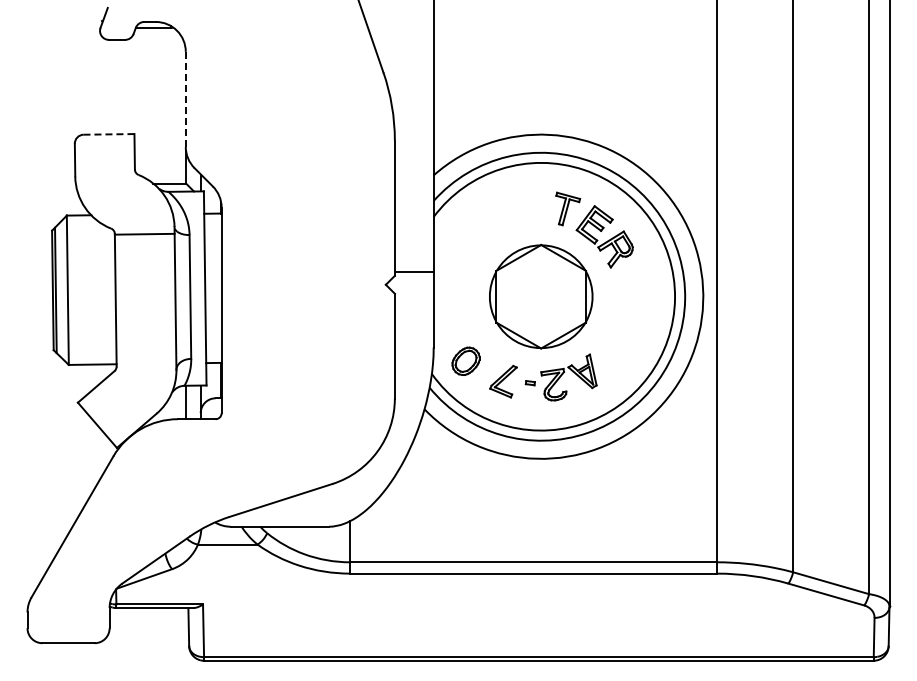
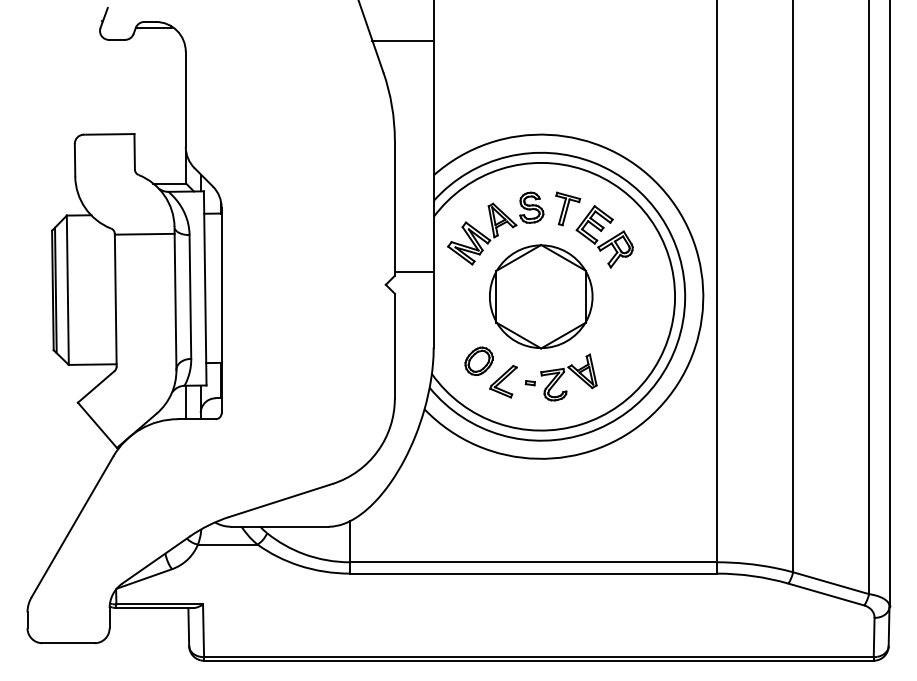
line: none -> present (402, 40)
line: dashed -> solid (185, 99)
line: dashed -> solid (108, 134)
part: none -> present (495, 228)
part position: (465, 360) -> (478, 360) (478, 360)
